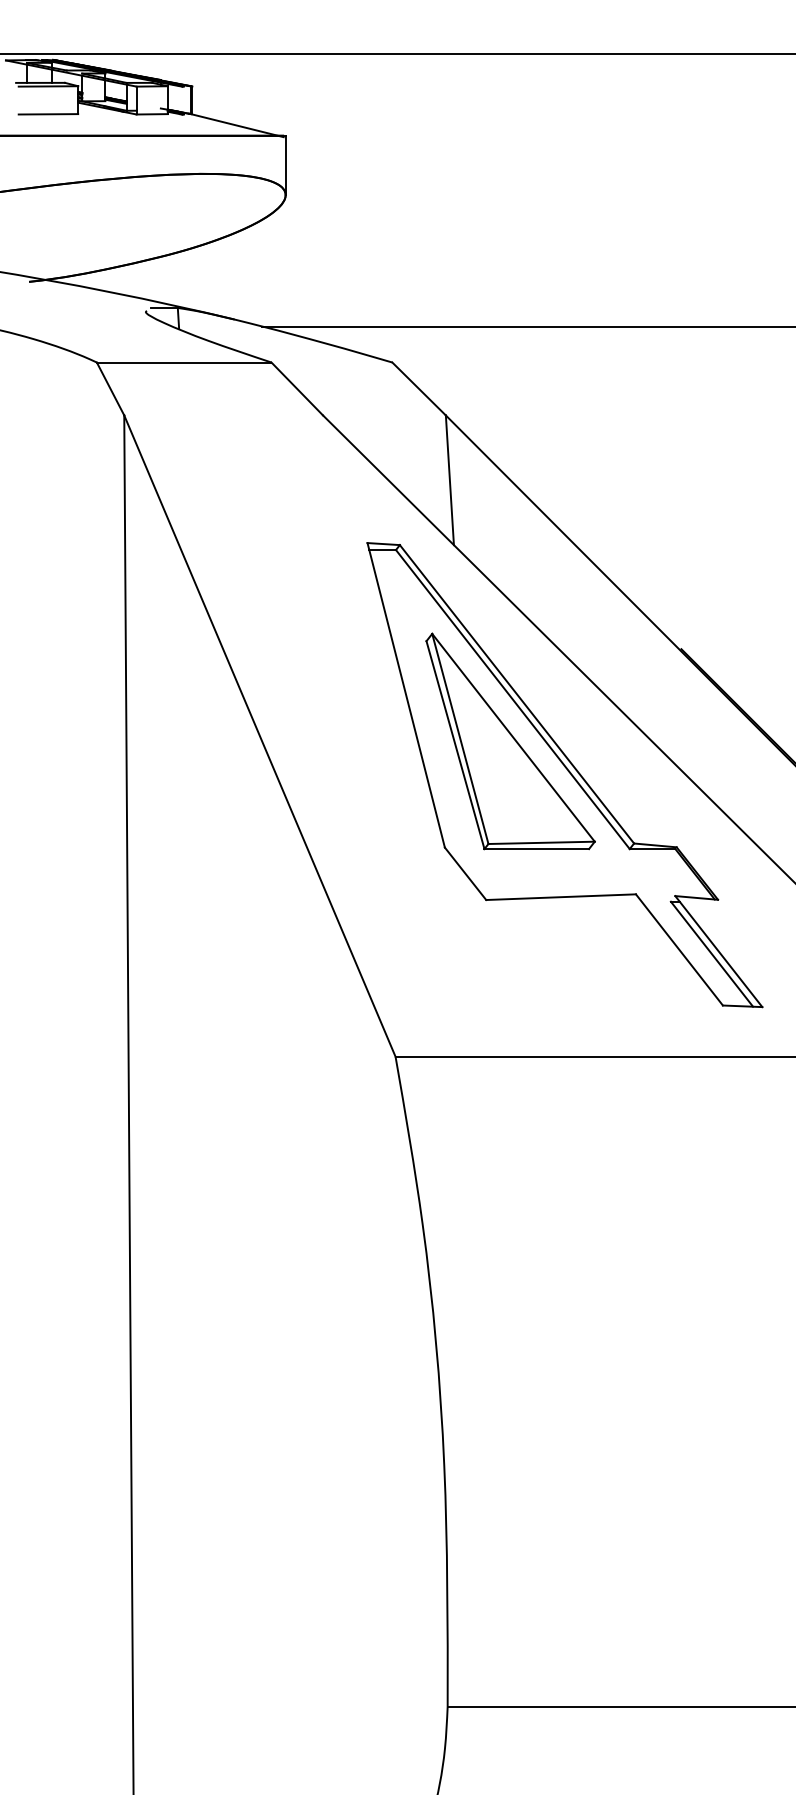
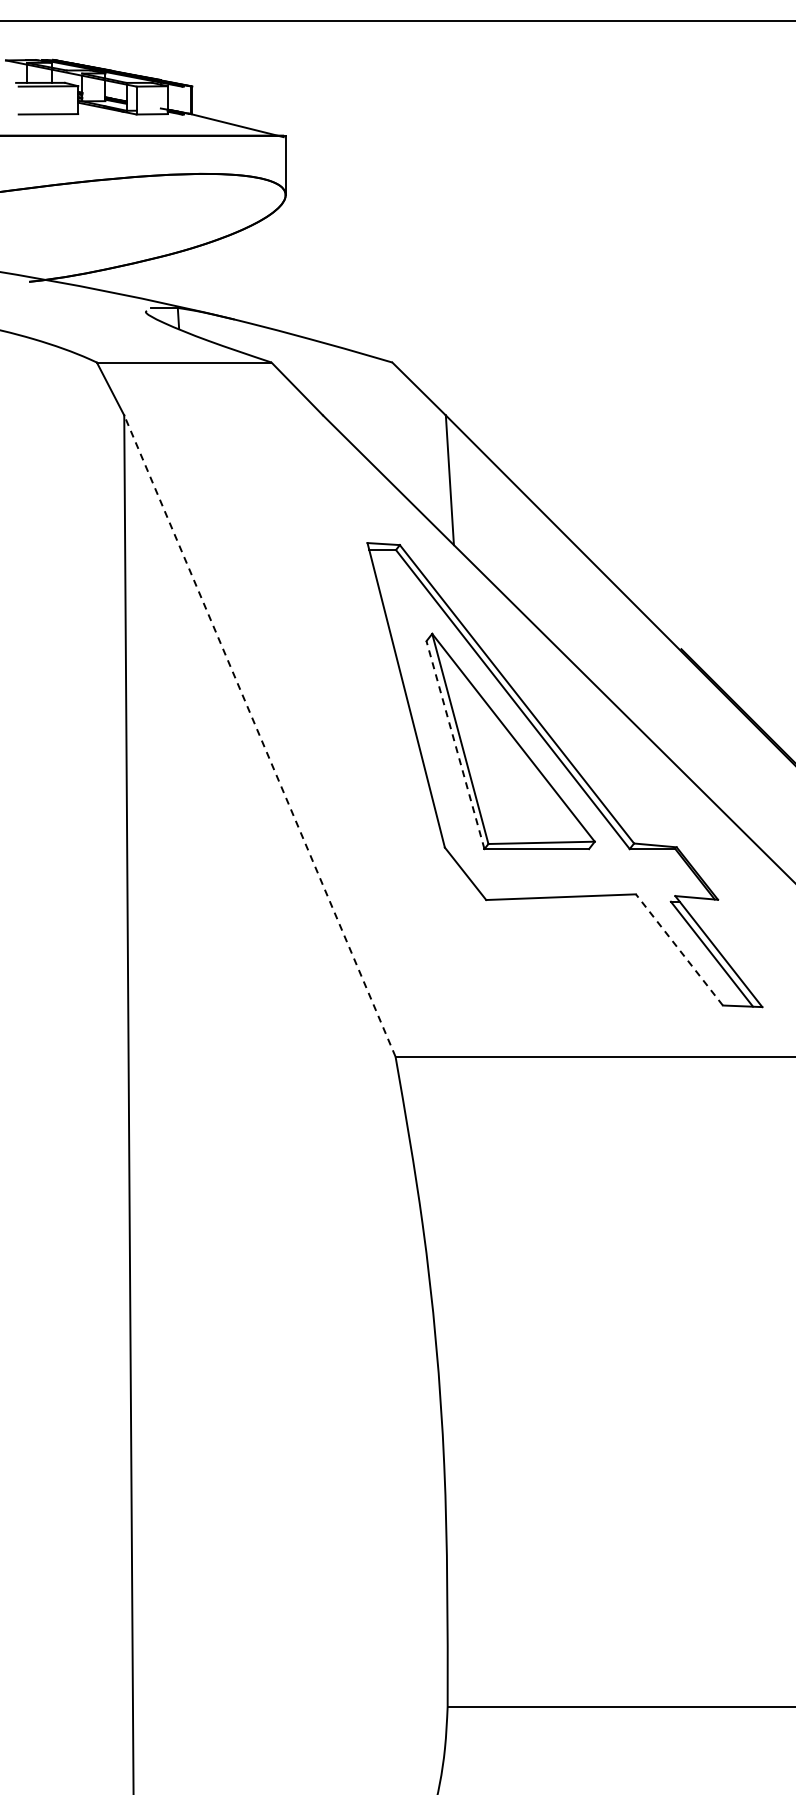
line position: (397, 53) -> (397, 20) (397, 20)
line: present -> none (526, 326)
line: solid -> dashed (259, 735)
line: solid -> dashed (455, 745)
line: solid -> dashed (679, 949)
